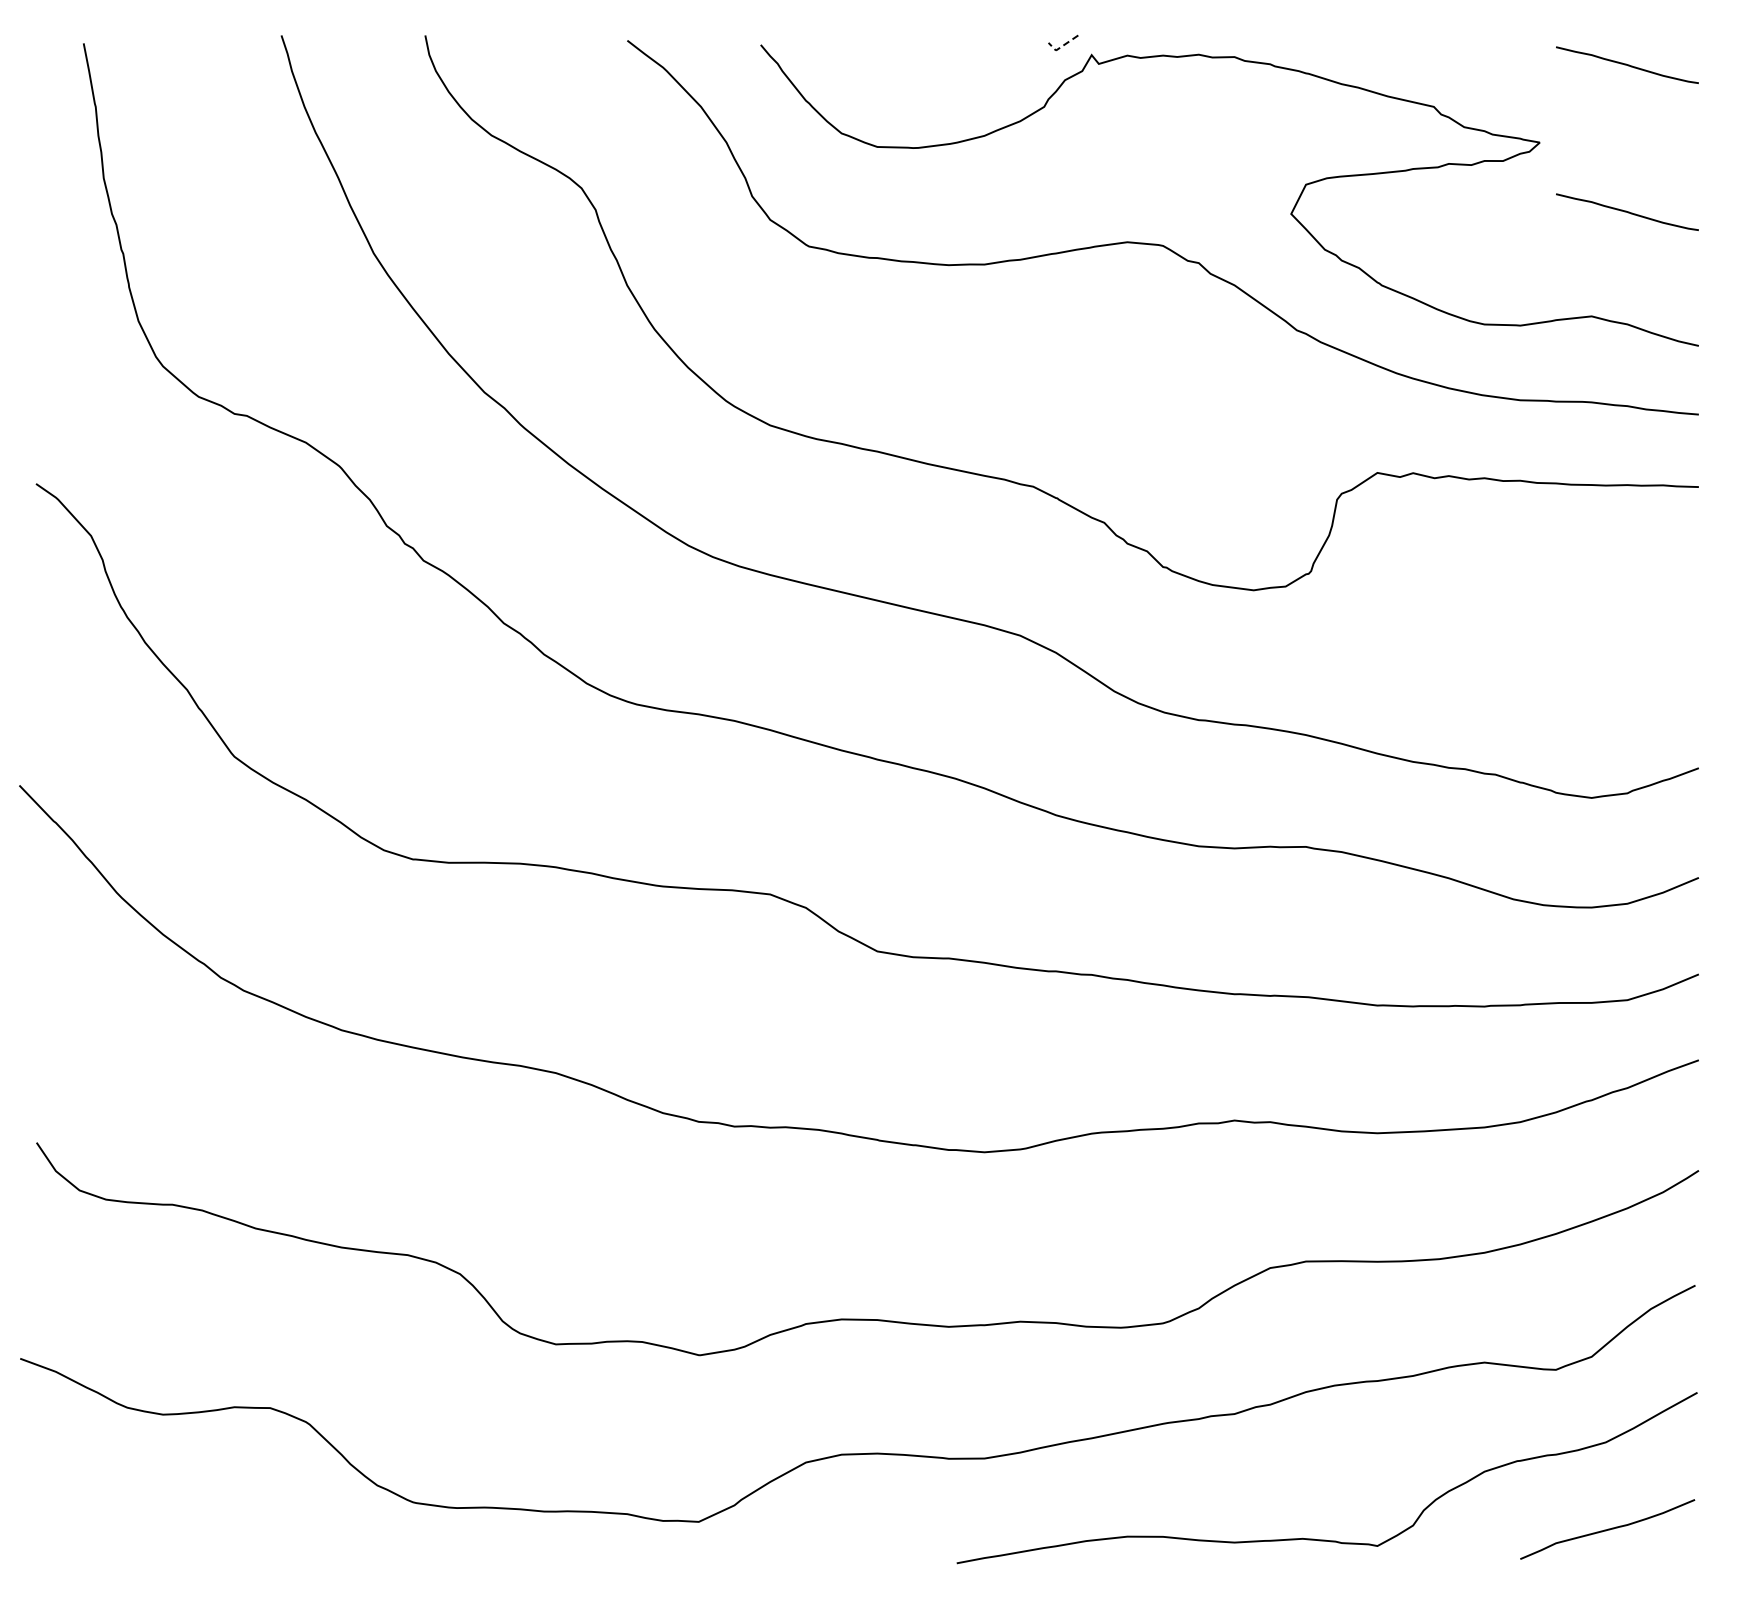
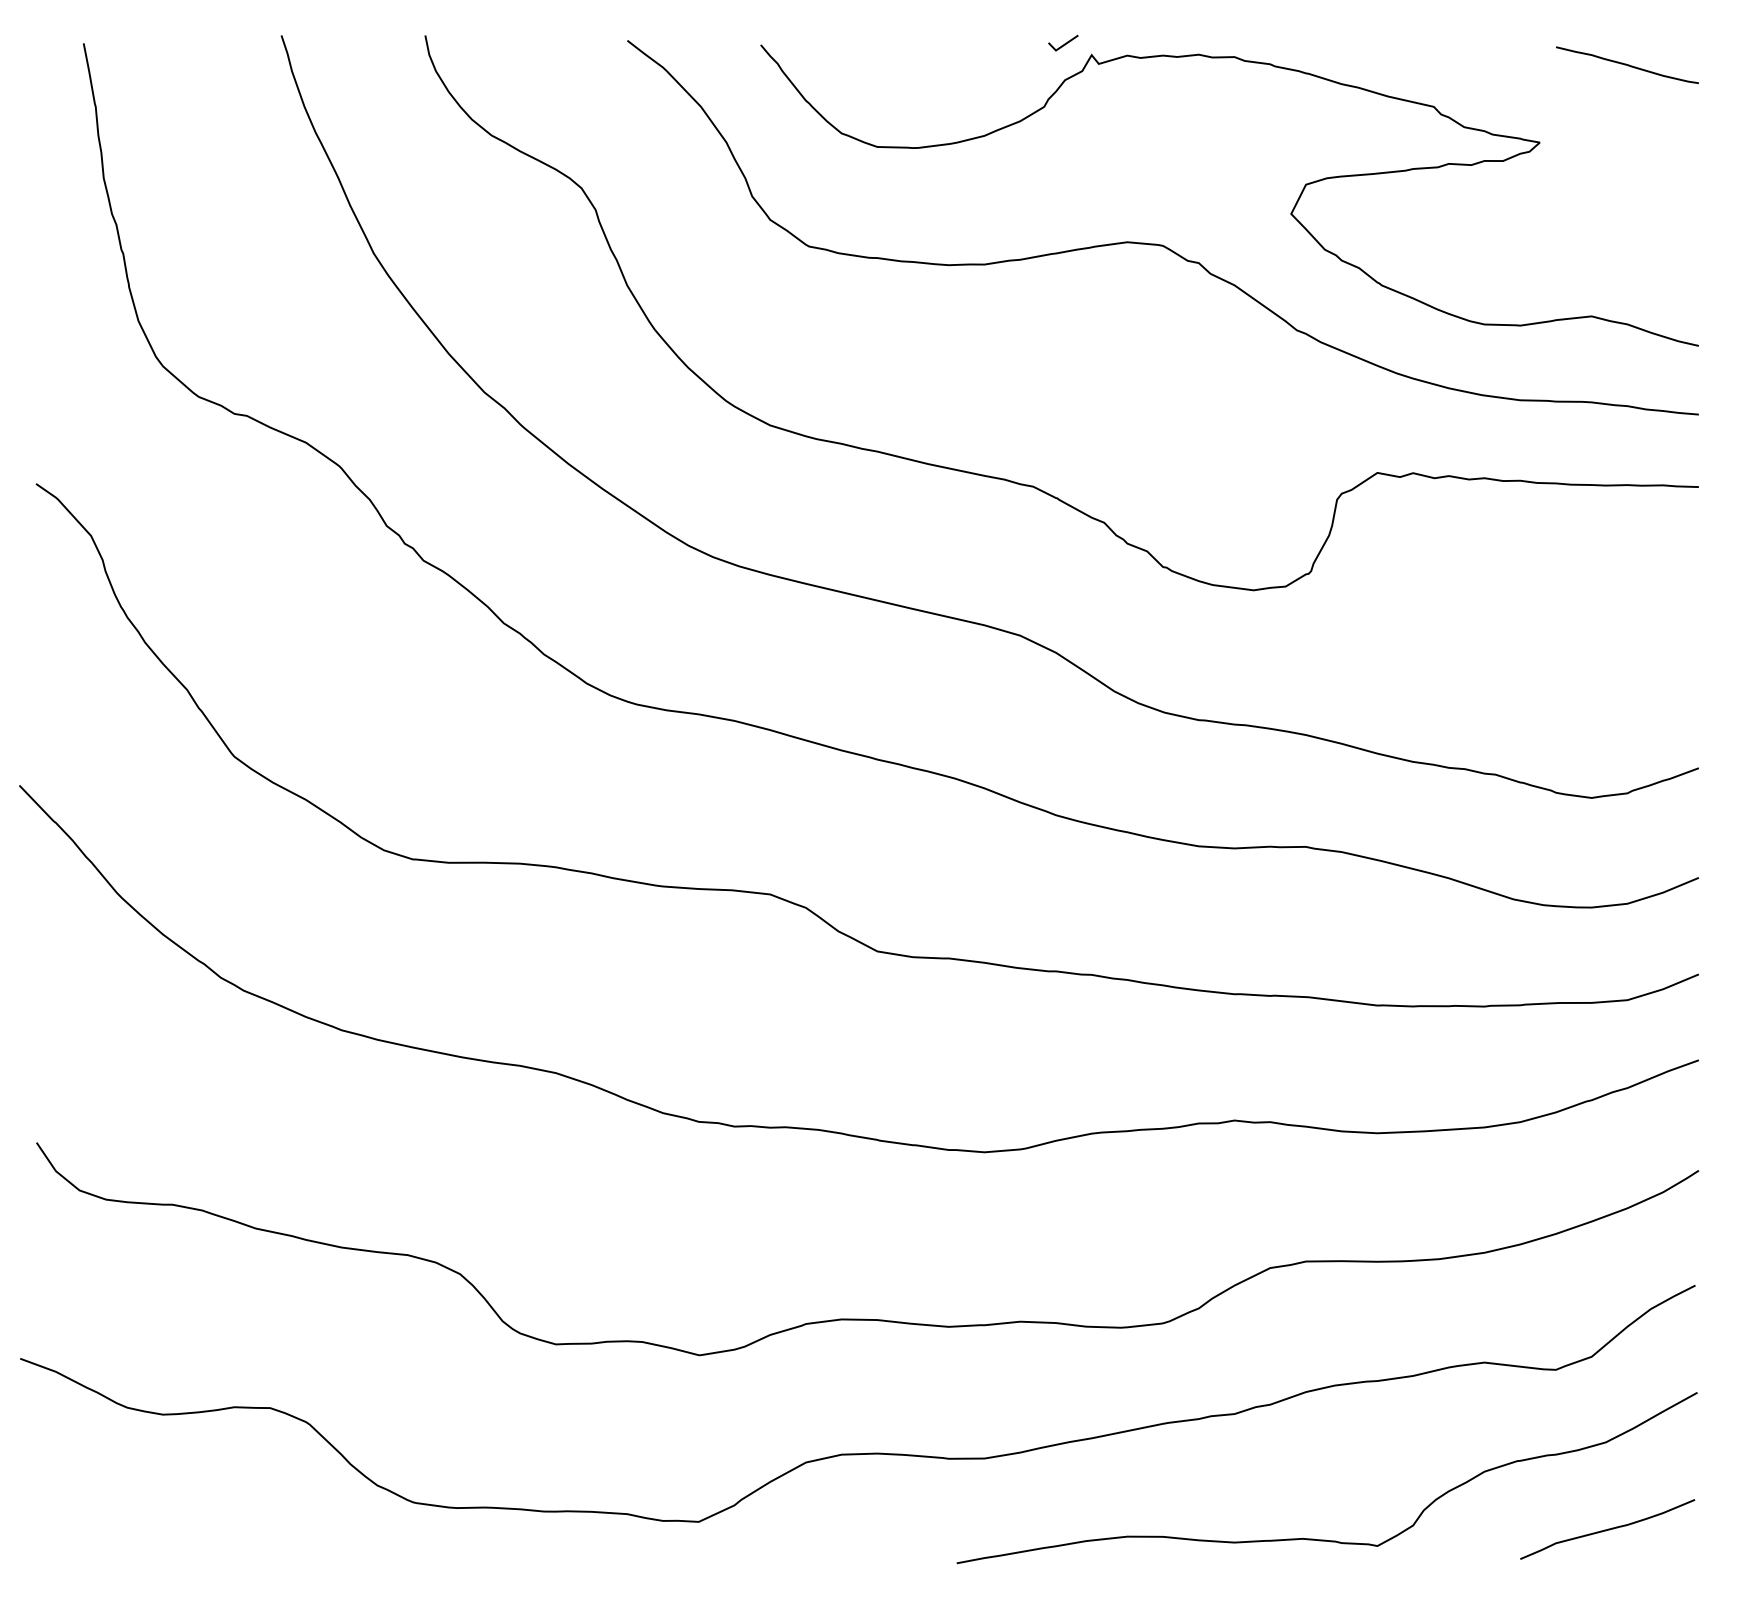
line: dashed -> solid (1061, 46)
curve: present -> none (1627, 211)
